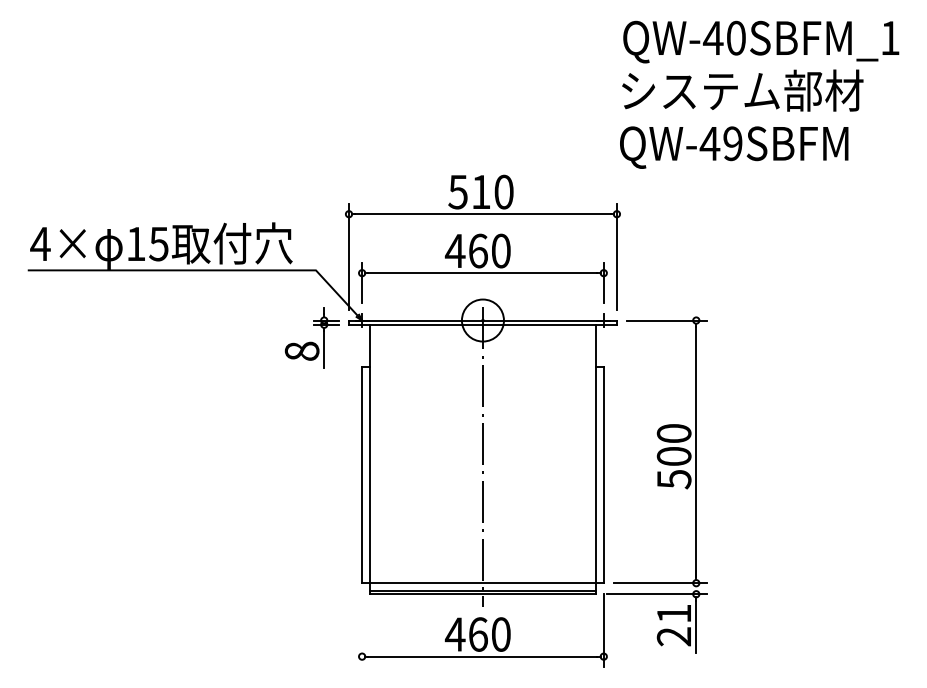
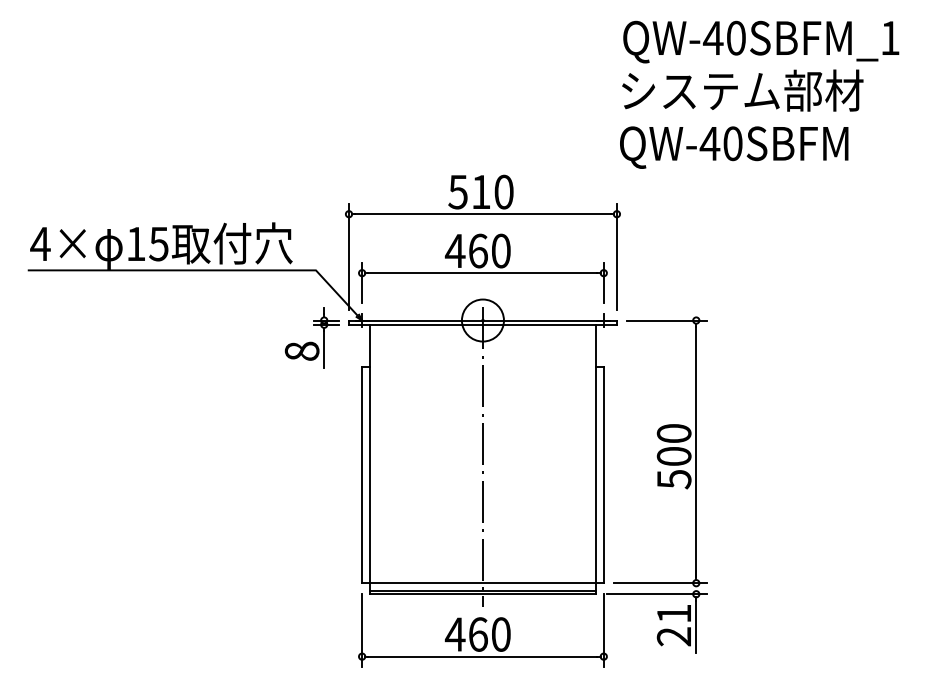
text: QW-49SBFM -> QW-40SBFM (732, 143)
line: none -> present (362, 630)
